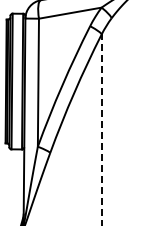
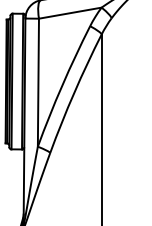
line: dashed -> solid (101, 129)
